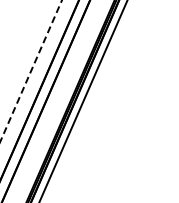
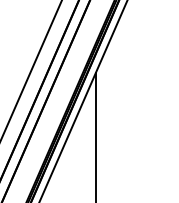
line: dashed -> solid (30, 71)
line: none -> present (95, 135)
